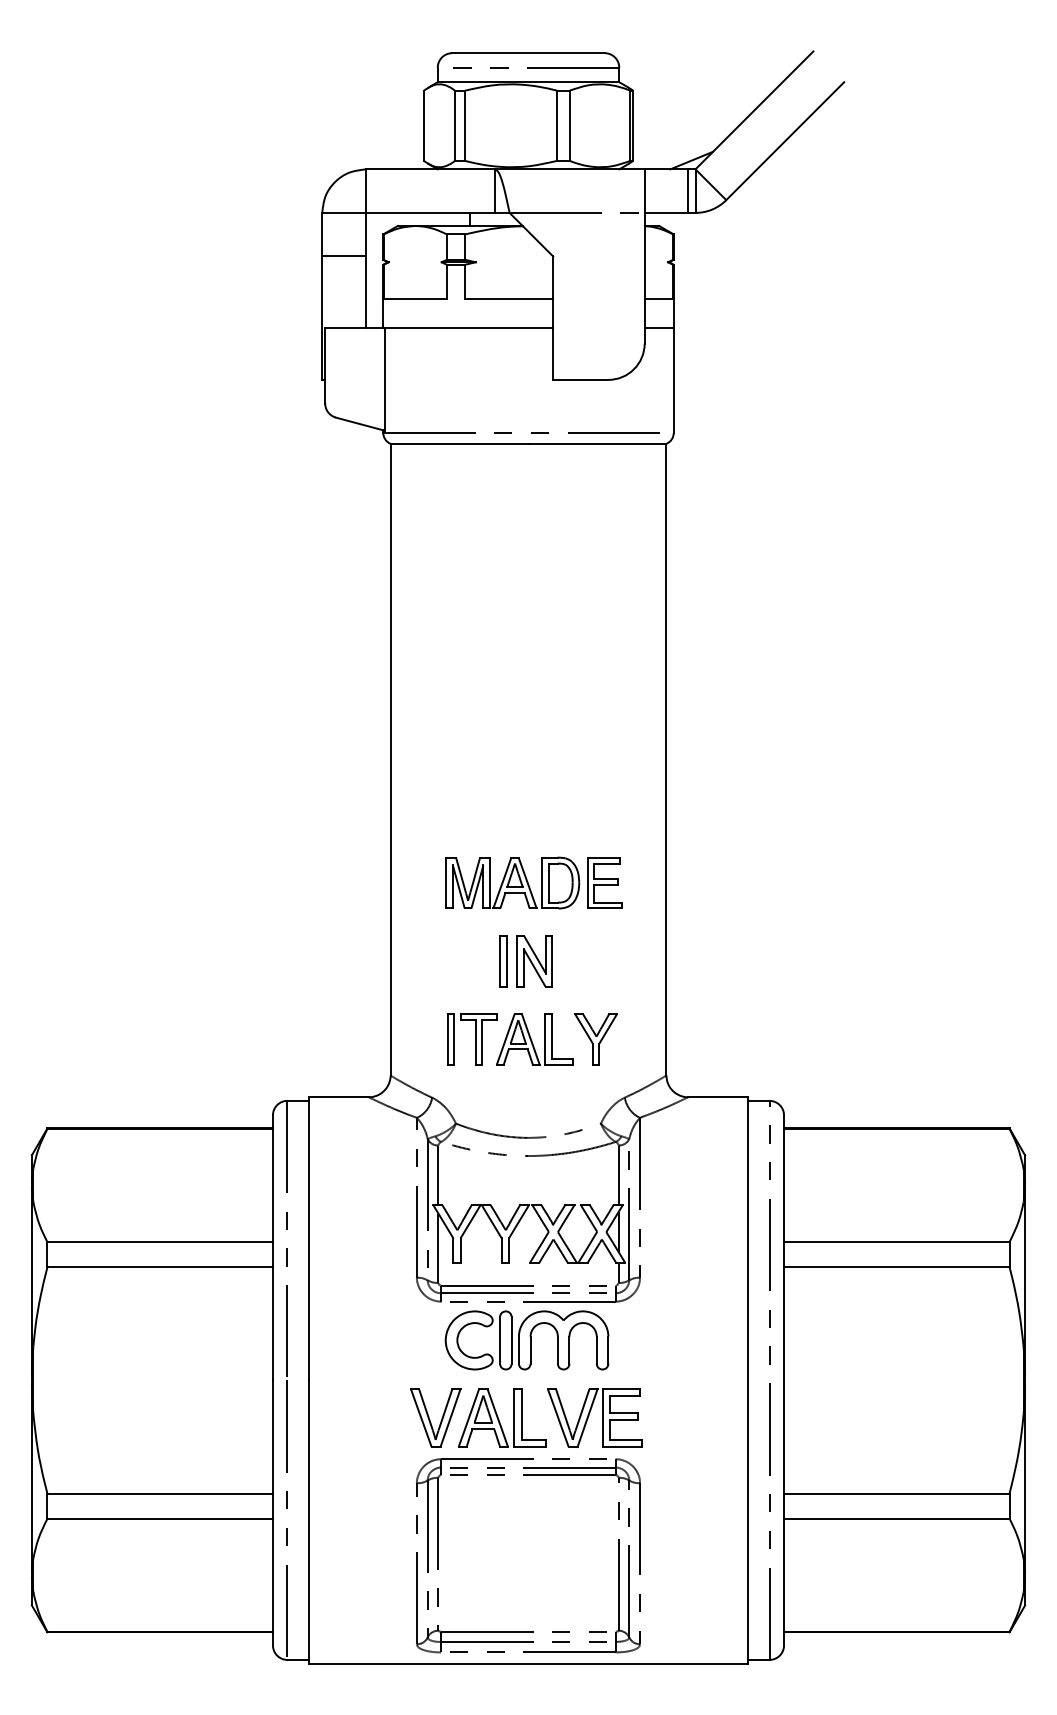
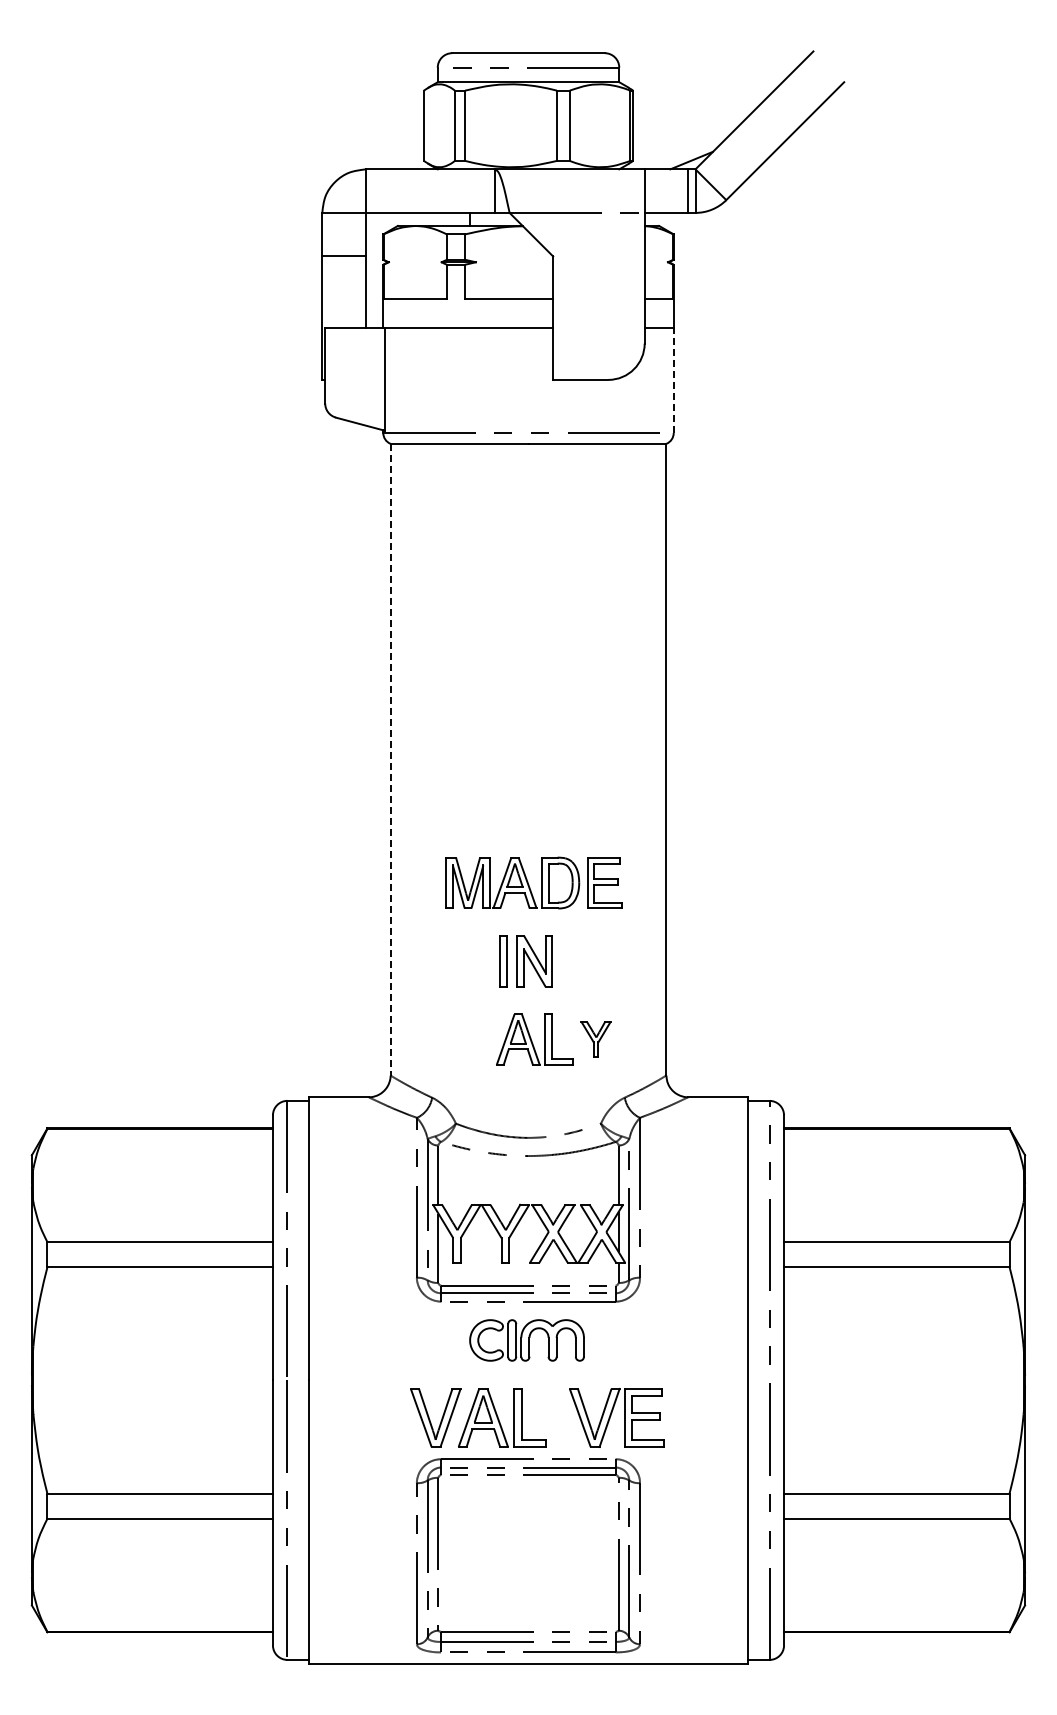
line: solid -> dashed (673, 380)
line: solid -> dashed (390, 759)
part: present -> none (472, 1039)
part size: 44x53 px -> 32x37 px (595, 1039)
part size: 166x61 px -> 116x43 px (526, 1340)
part position: (594, 1417) -> (616, 1417) (616, 1417)
